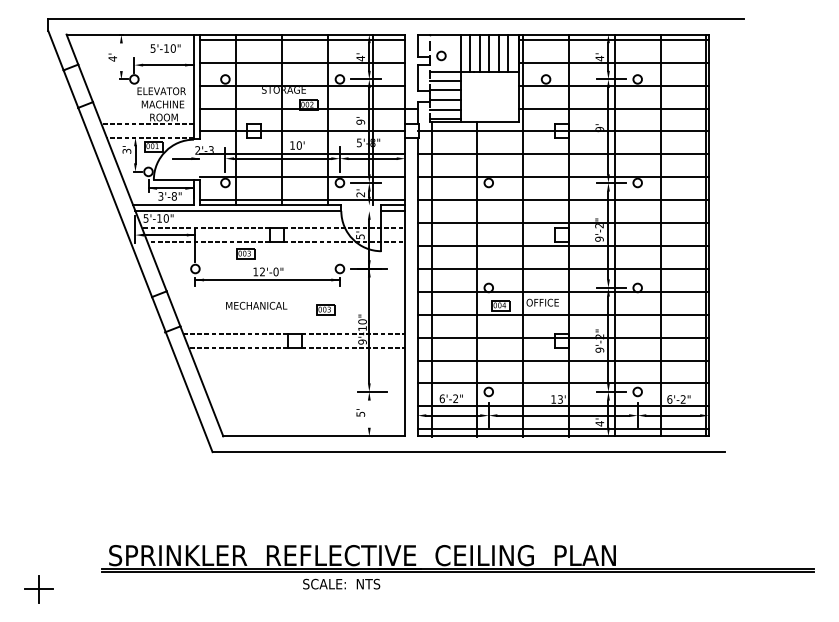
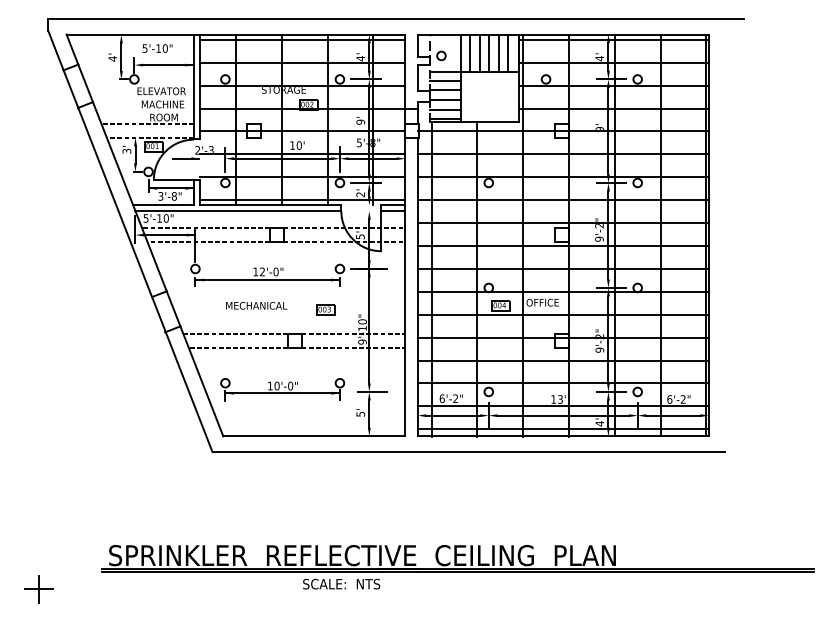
text position: (165, 48) -> (157, 48) (157, 48)
line: none -> present (121, 57)
part: present -> none (245, 253)
part: none -> present (282, 389)
line: none -> present (369, 413)
